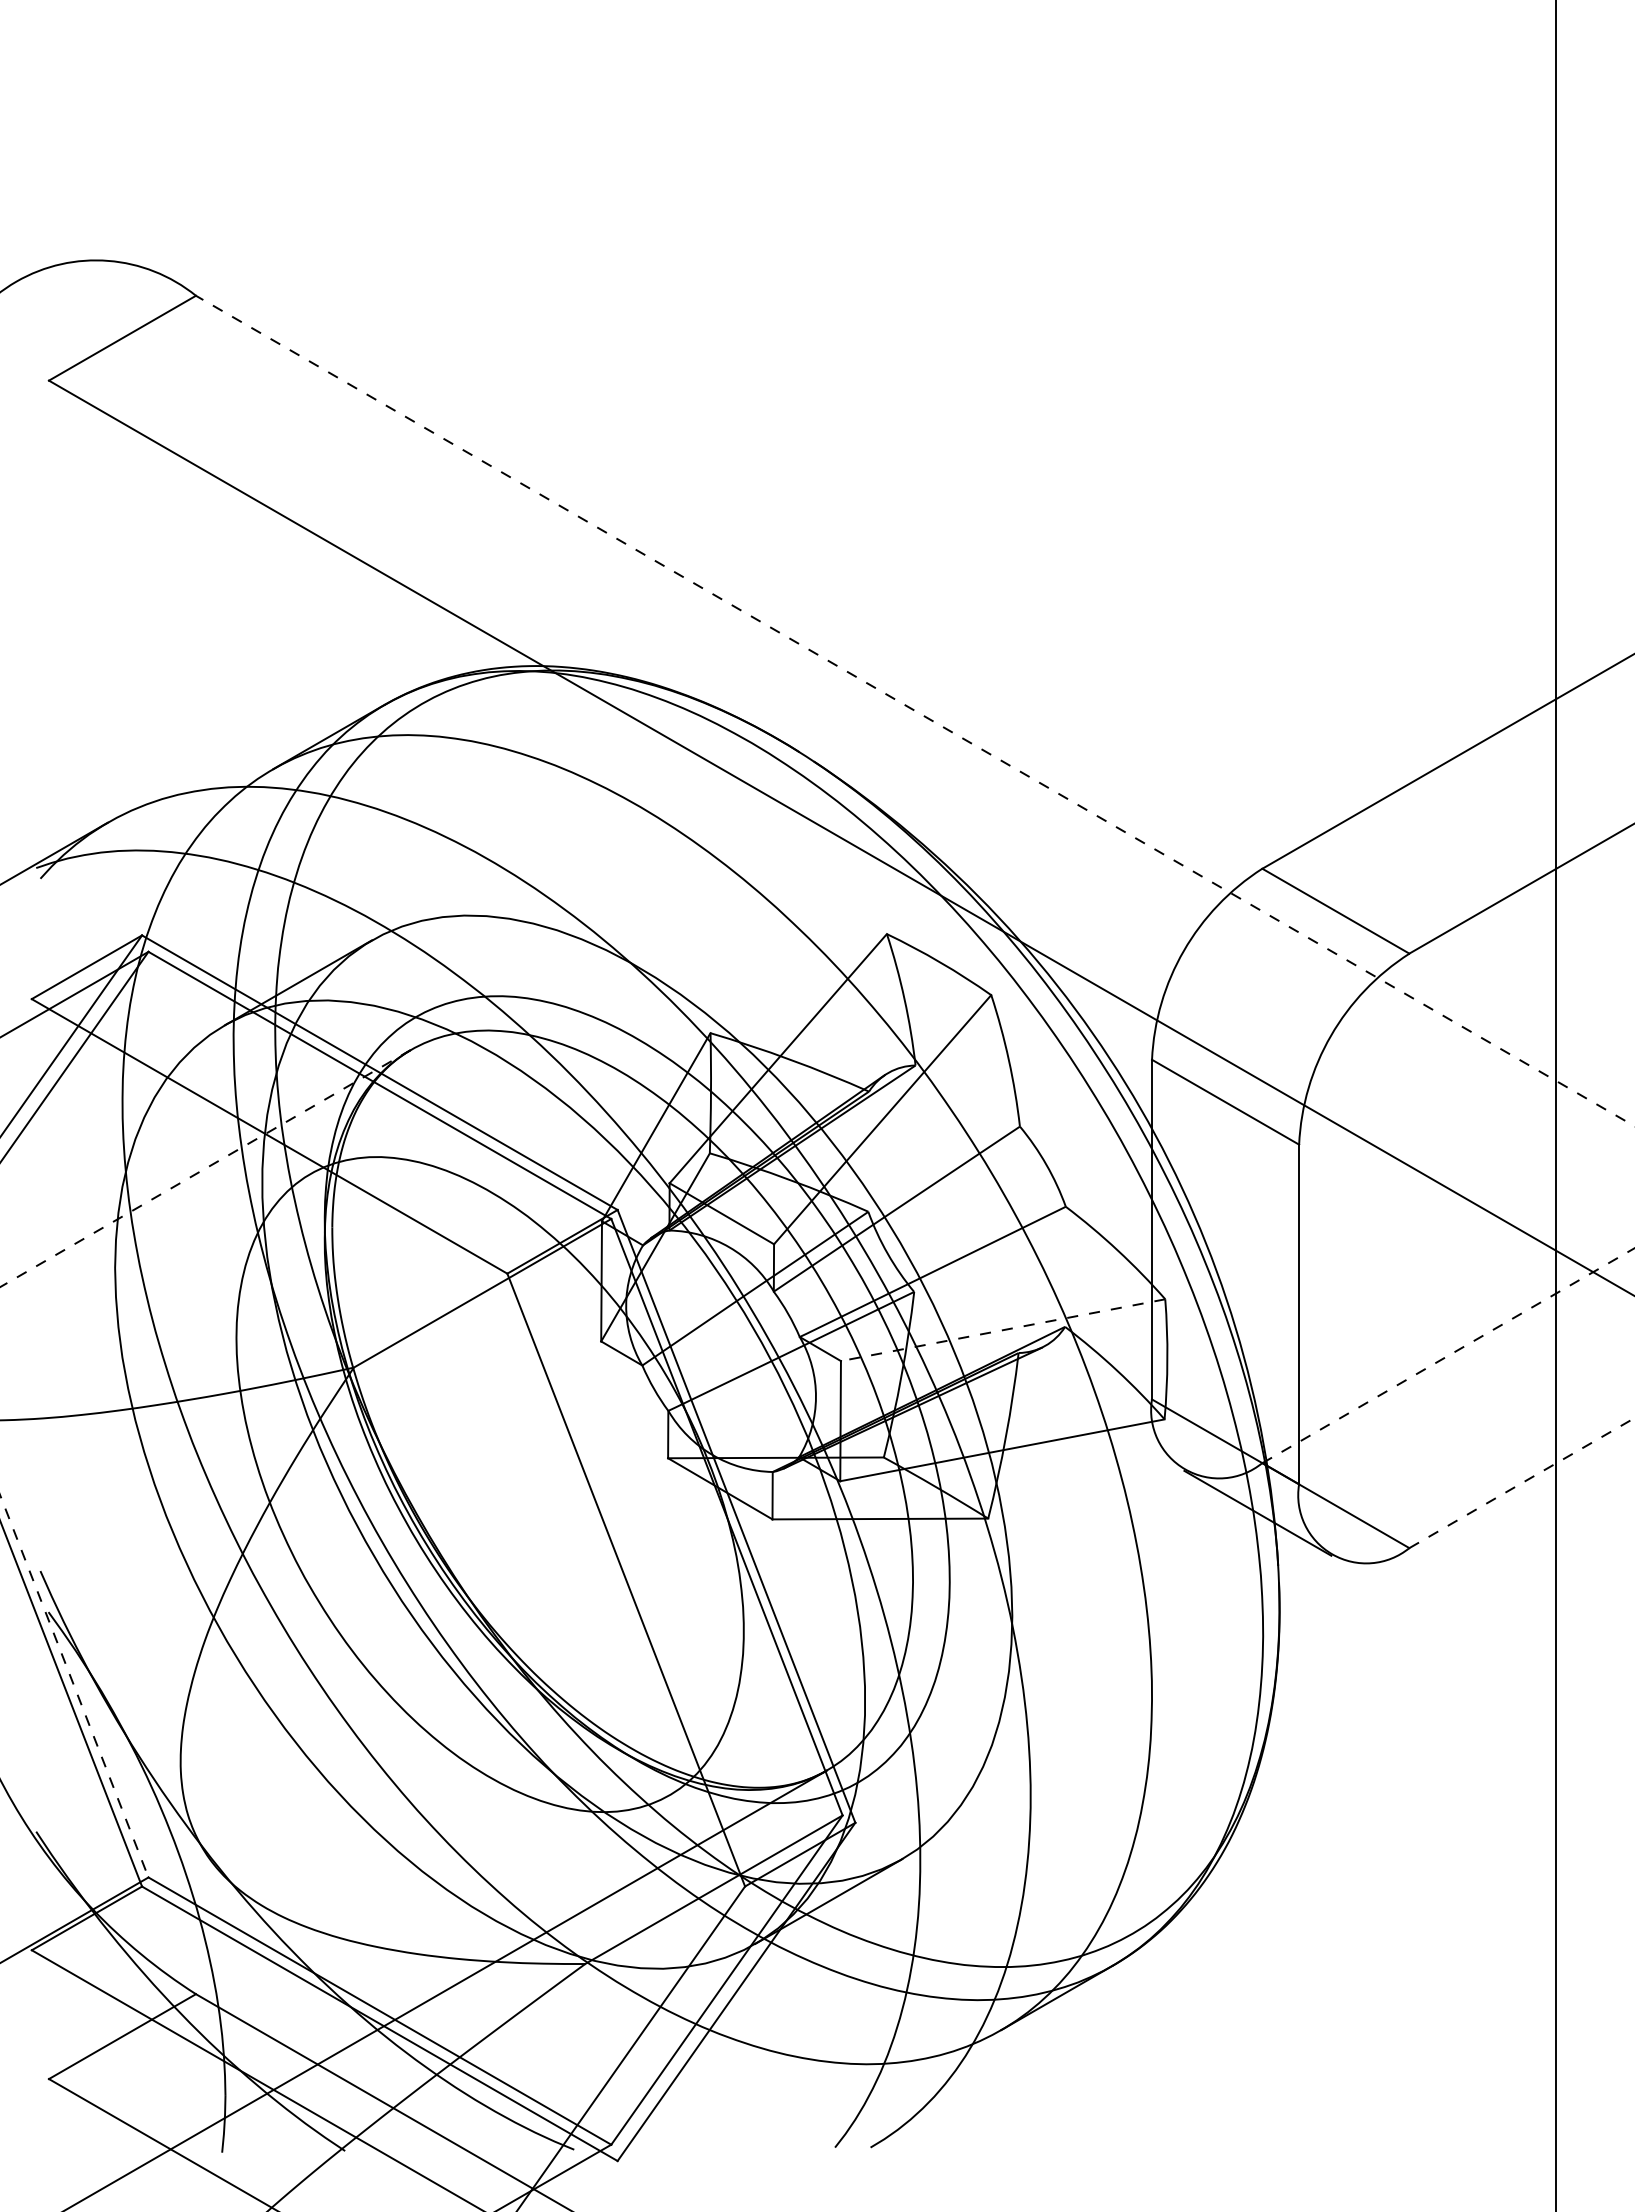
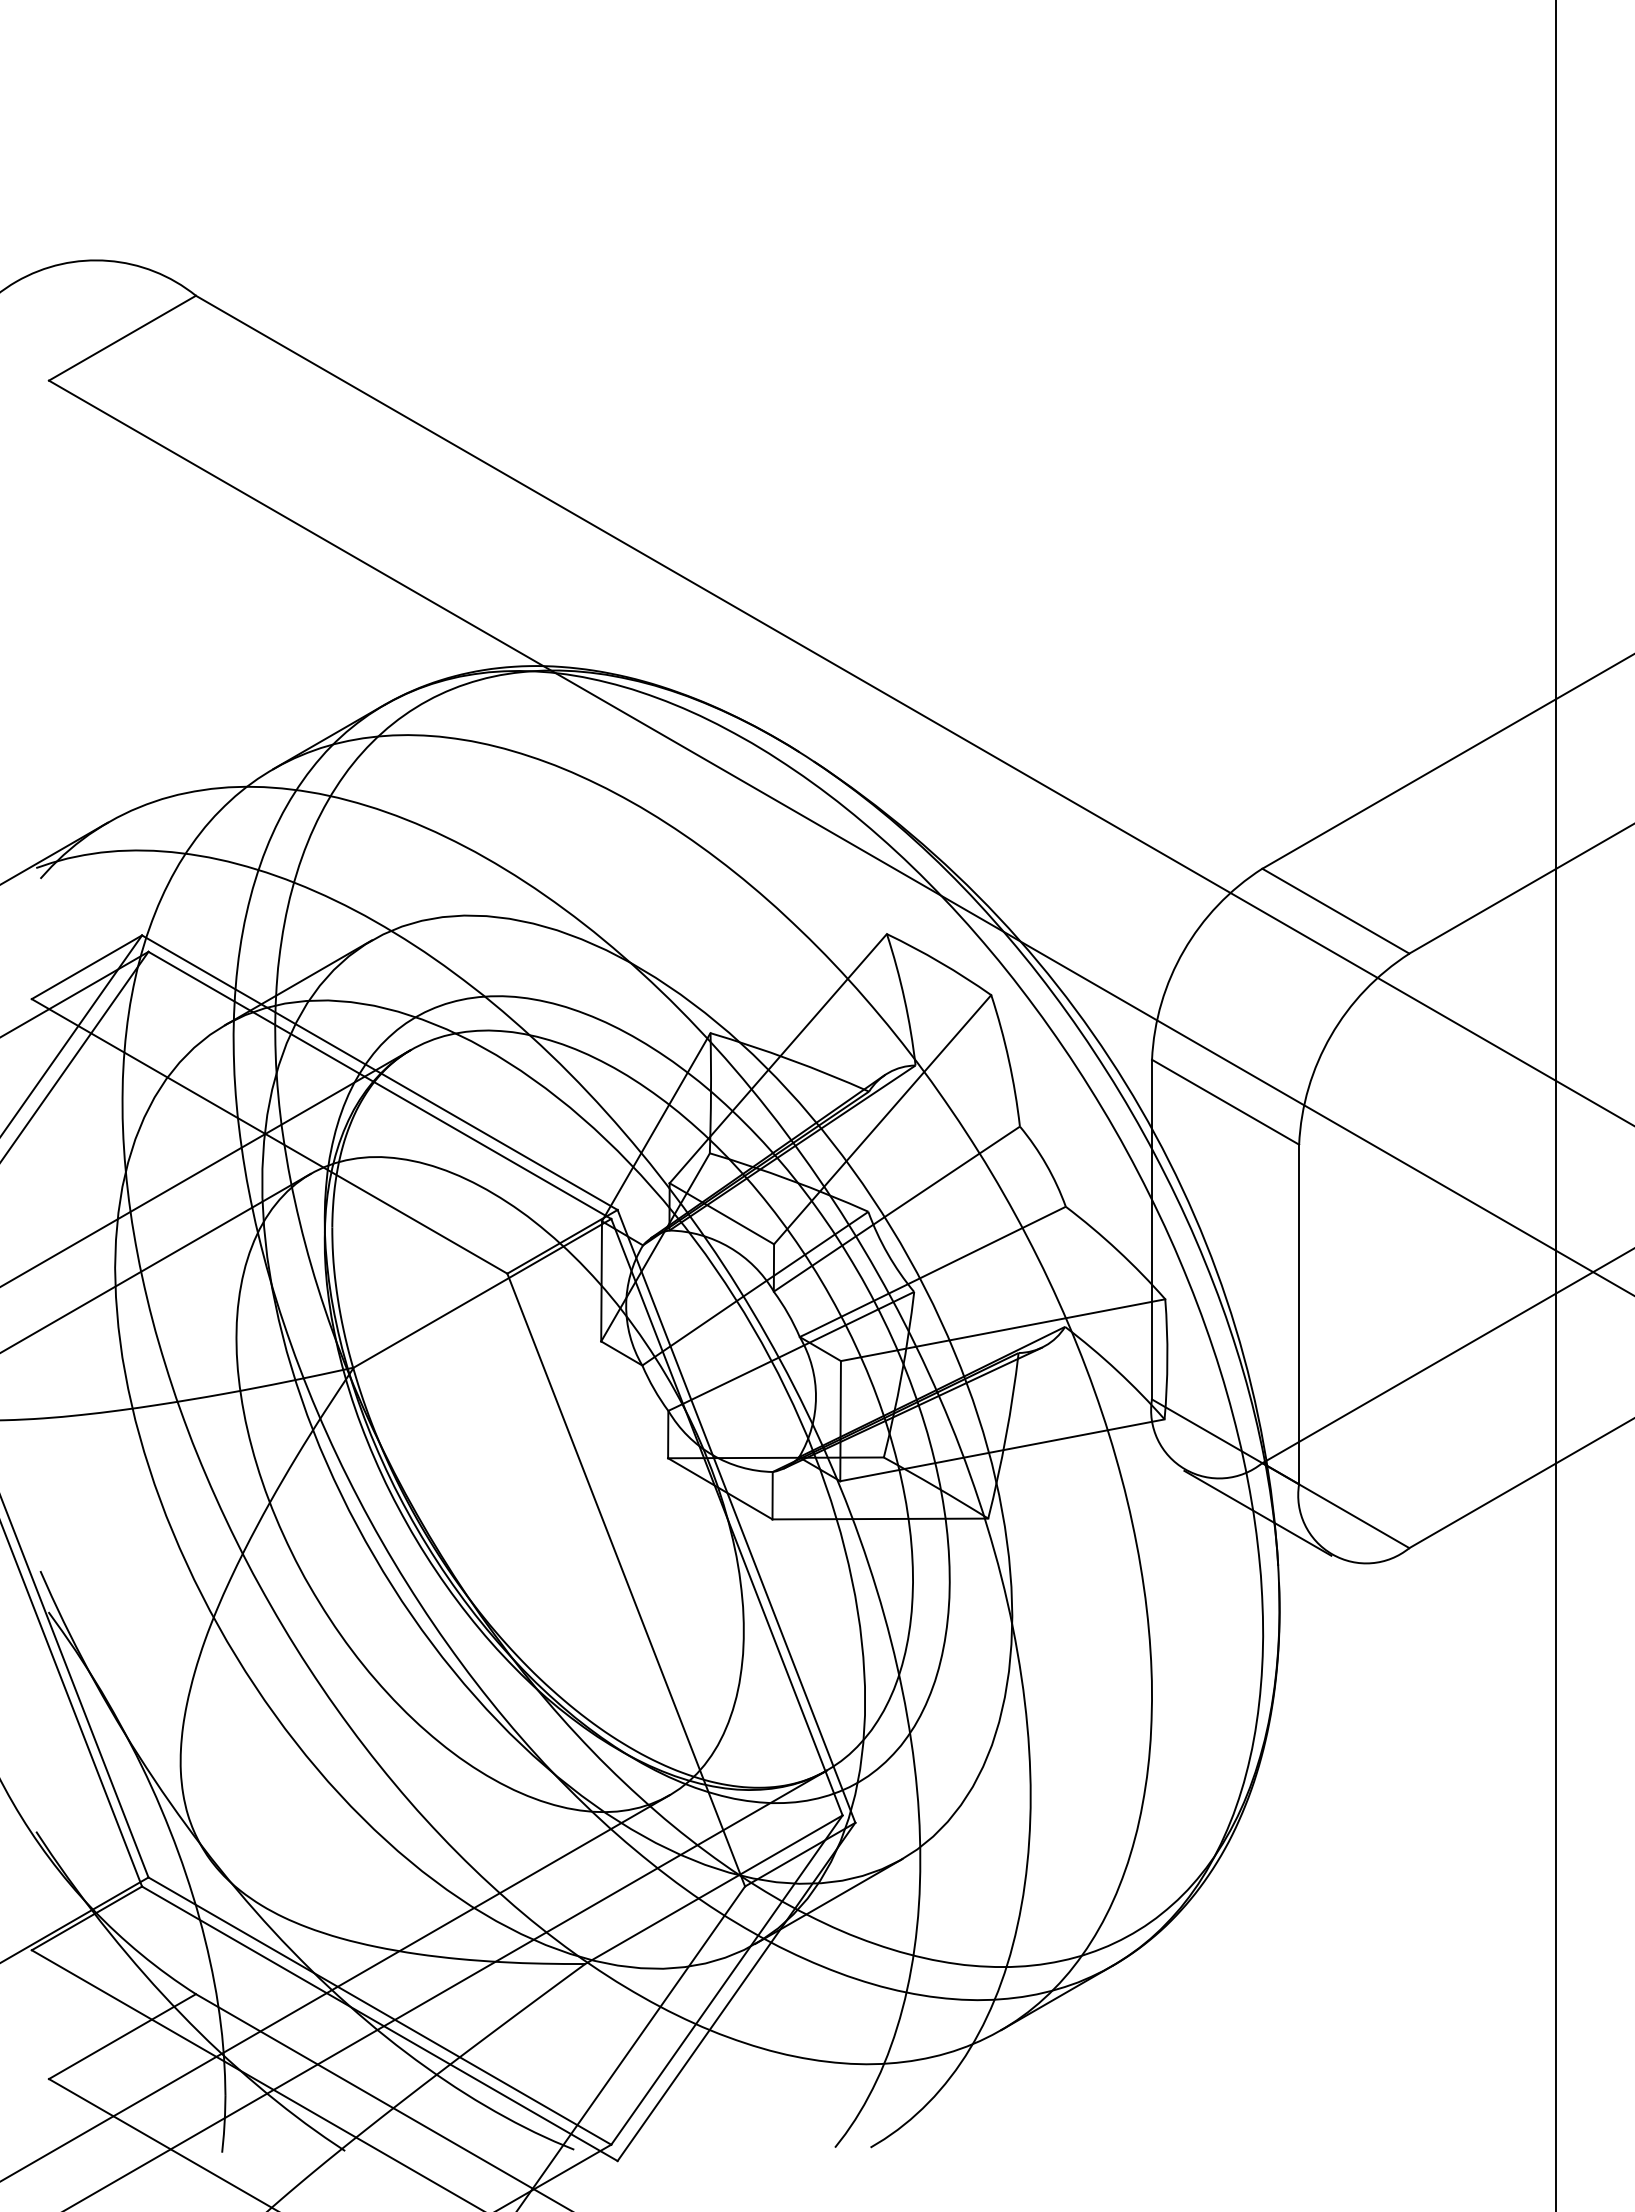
line: dashed -> solid (914, 710)
line: dashed -> solid (205, 1168)
line: none -> present (156, 1262)
line: dashed -> solid (1002, 1330)
line: dashed -> solid (1448, 1355)
line: dashed -> solid (1521, 1483)
line: dashed -> solid (74, 1686)
line: none -> present (335, 1987)
